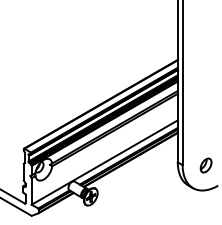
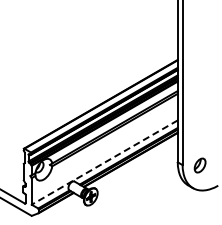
line: solid -> dashed (104, 162)
part position: (205, 165) -> (199, 165) (199, 165)
